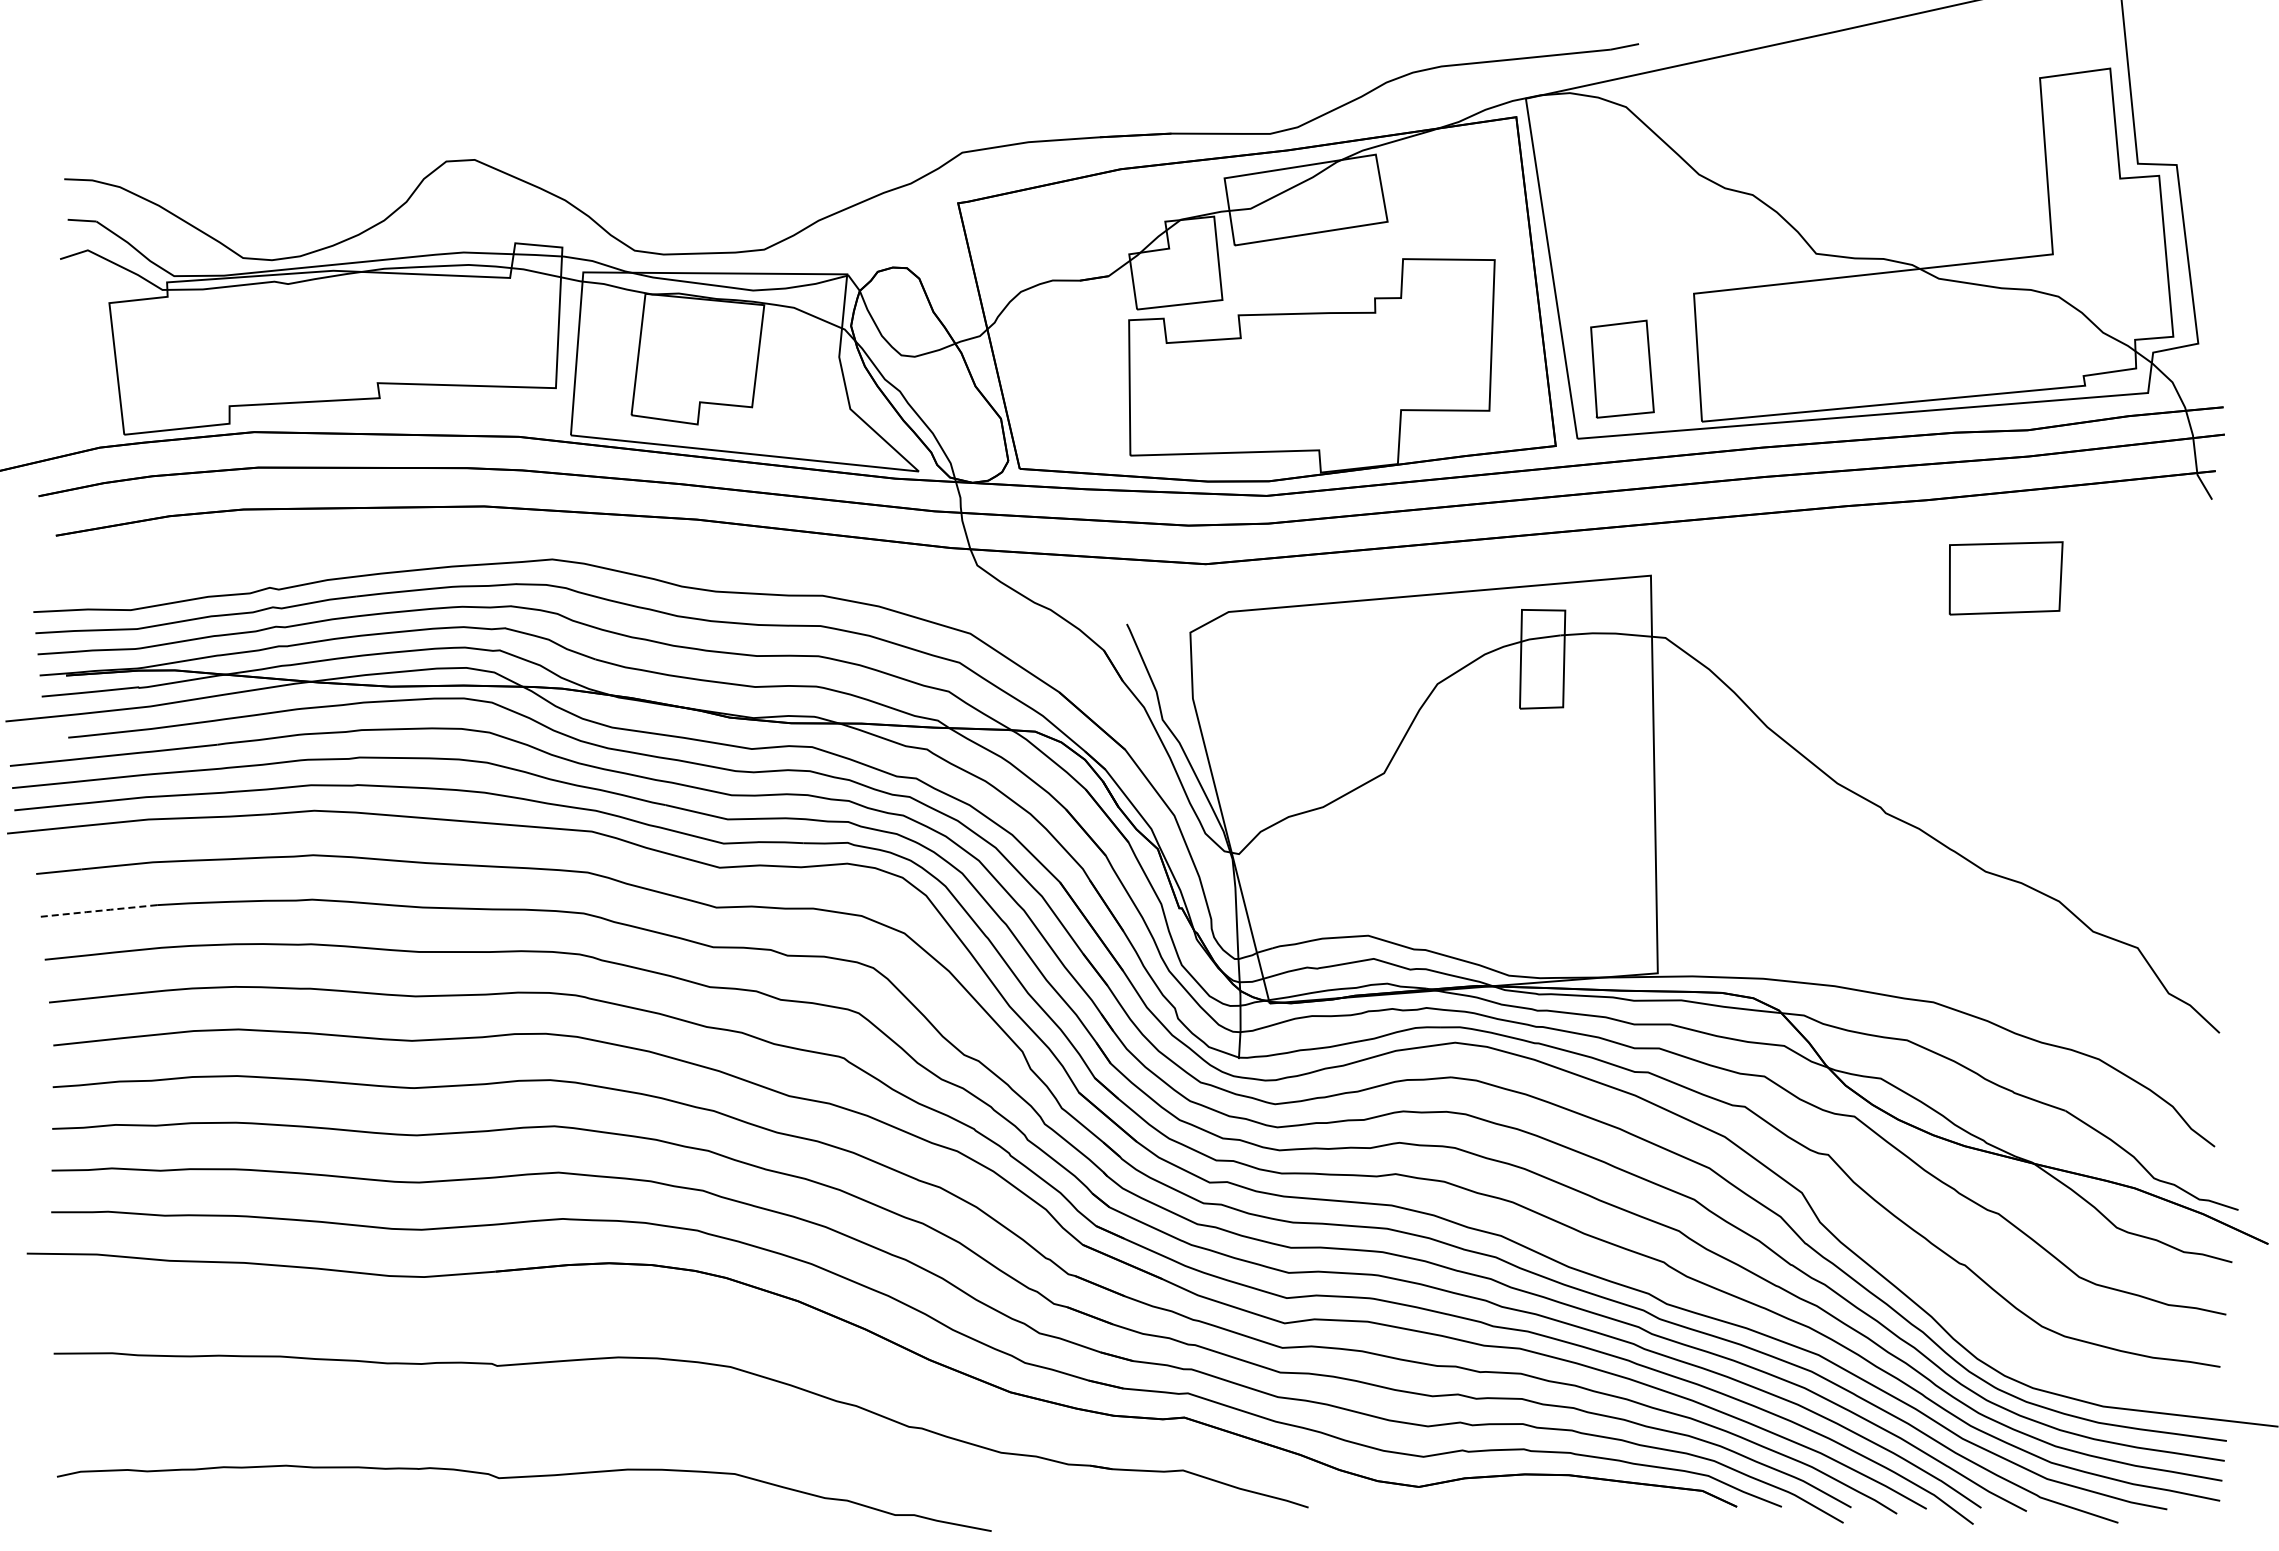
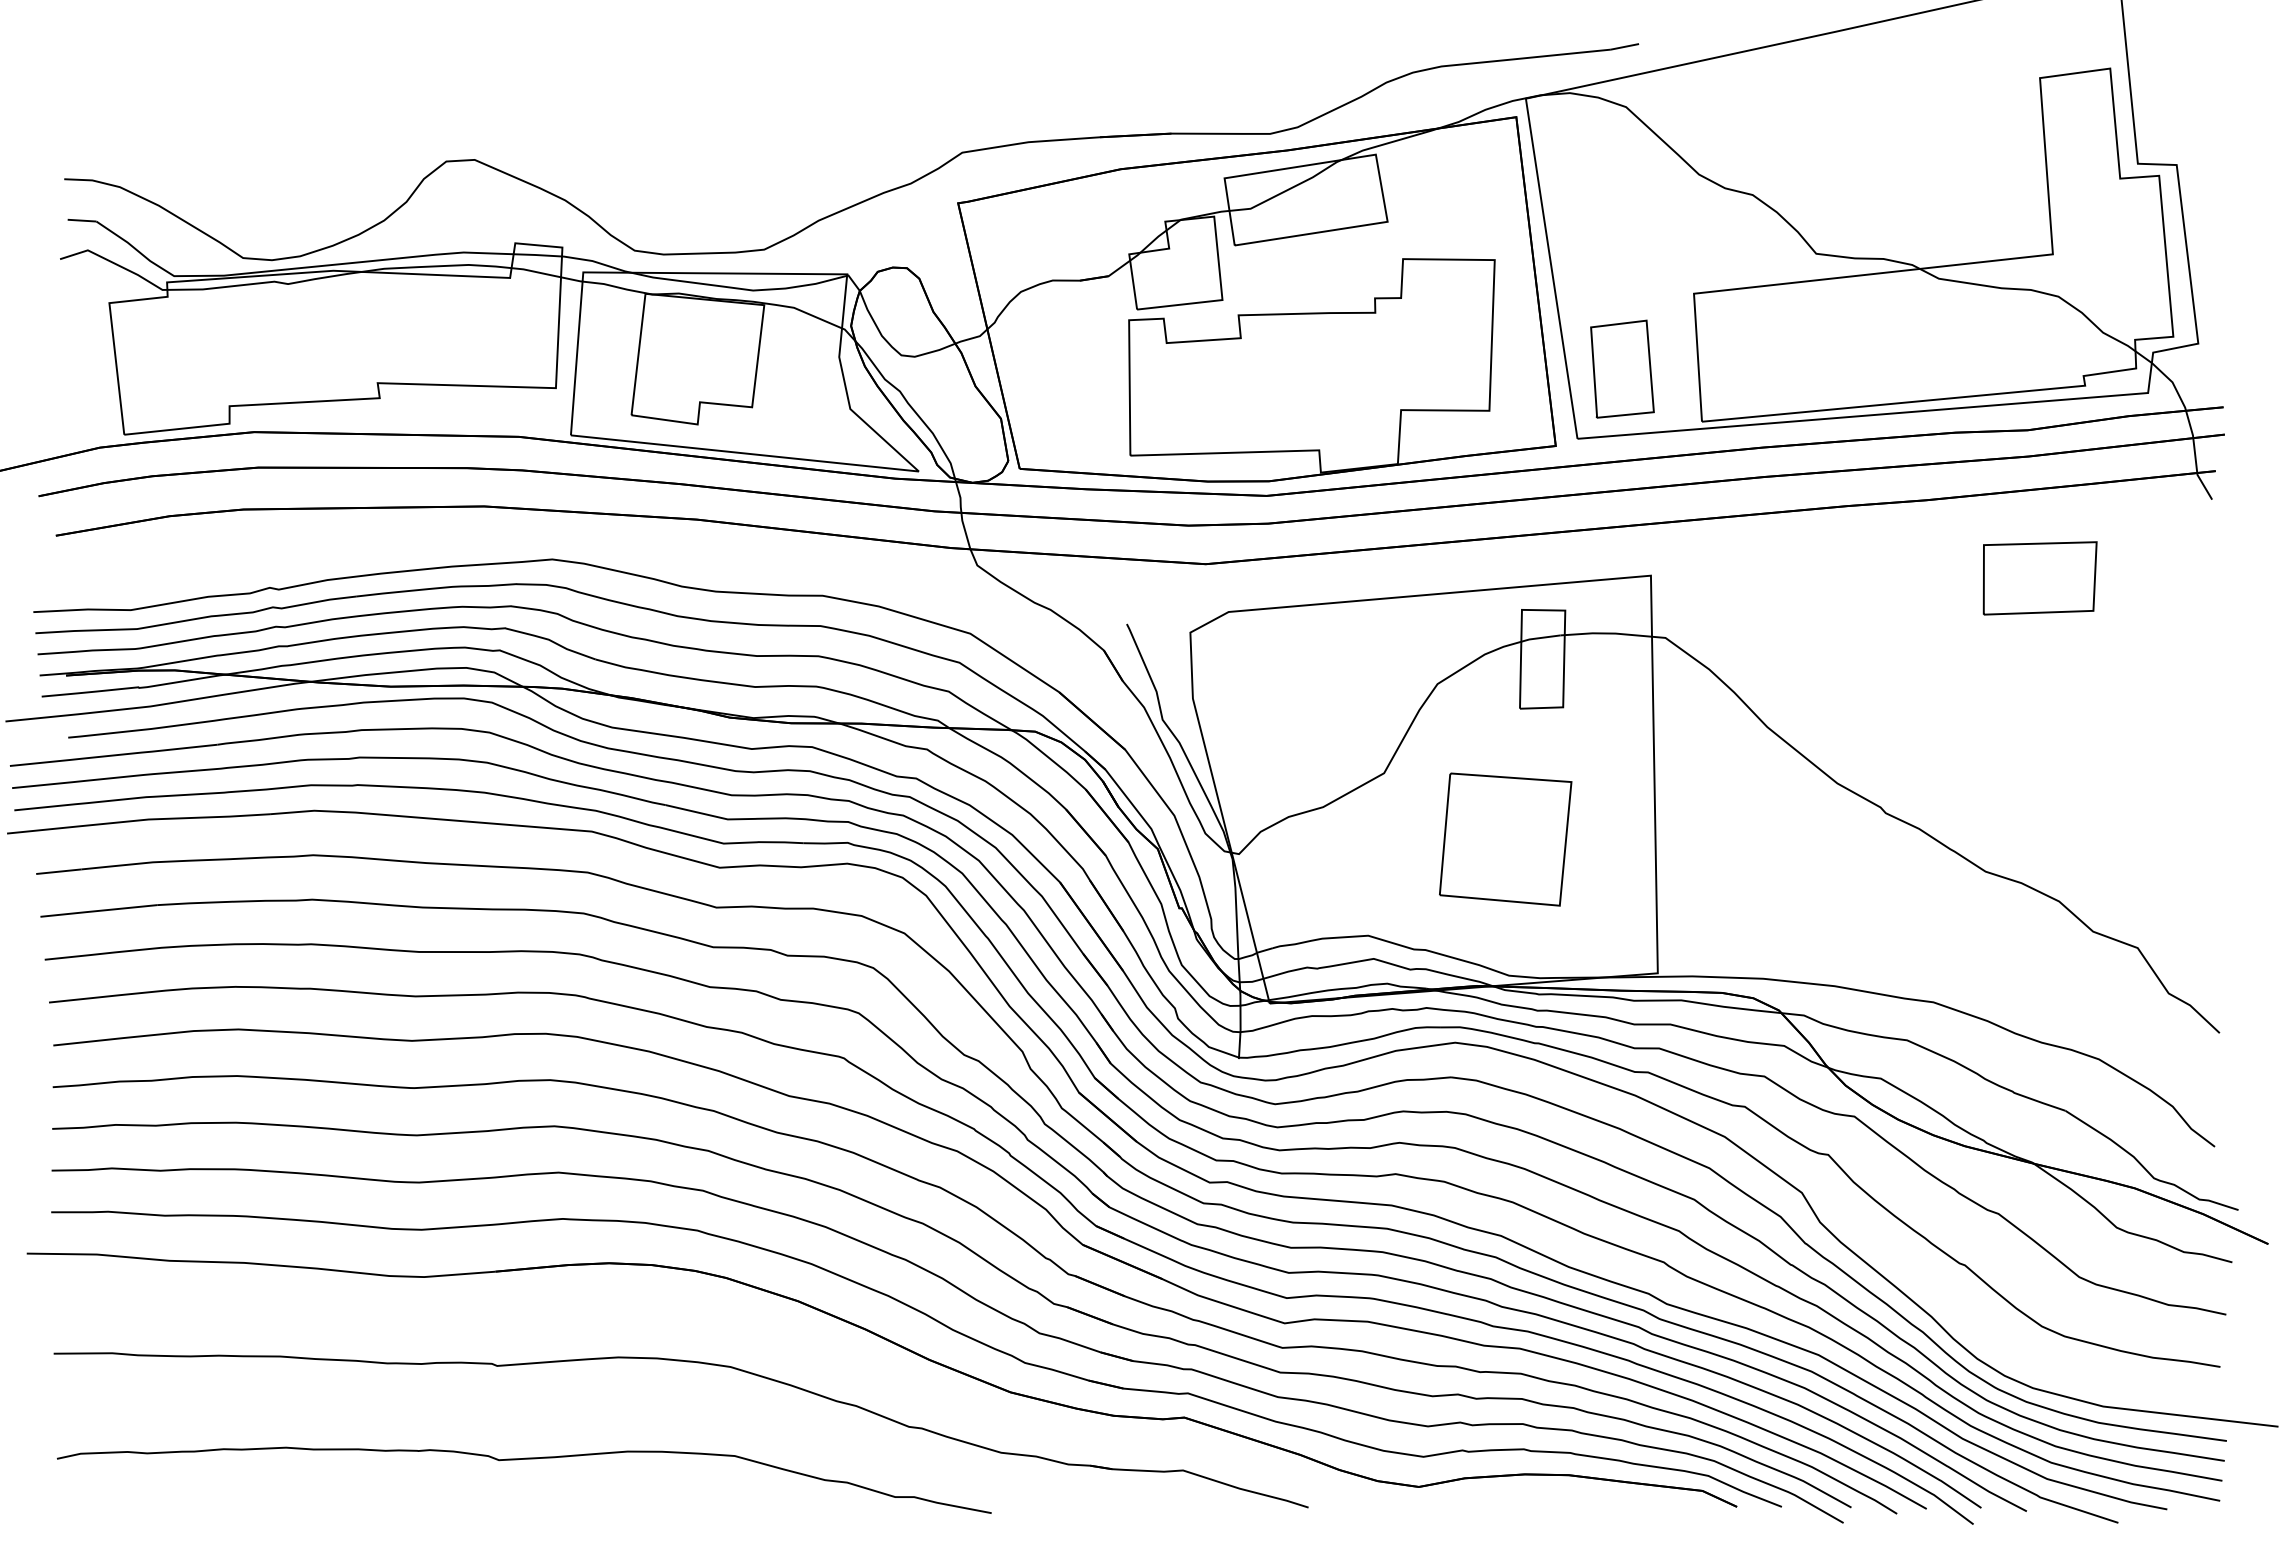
part position: (2005, 578) -> (2039, 578) (2039, 578)
part: none -> present (1505, 839)
line: dashed -> solid (98, 910)
curve position: (524, 1477) -> (524, 1459) (524, 1459)
